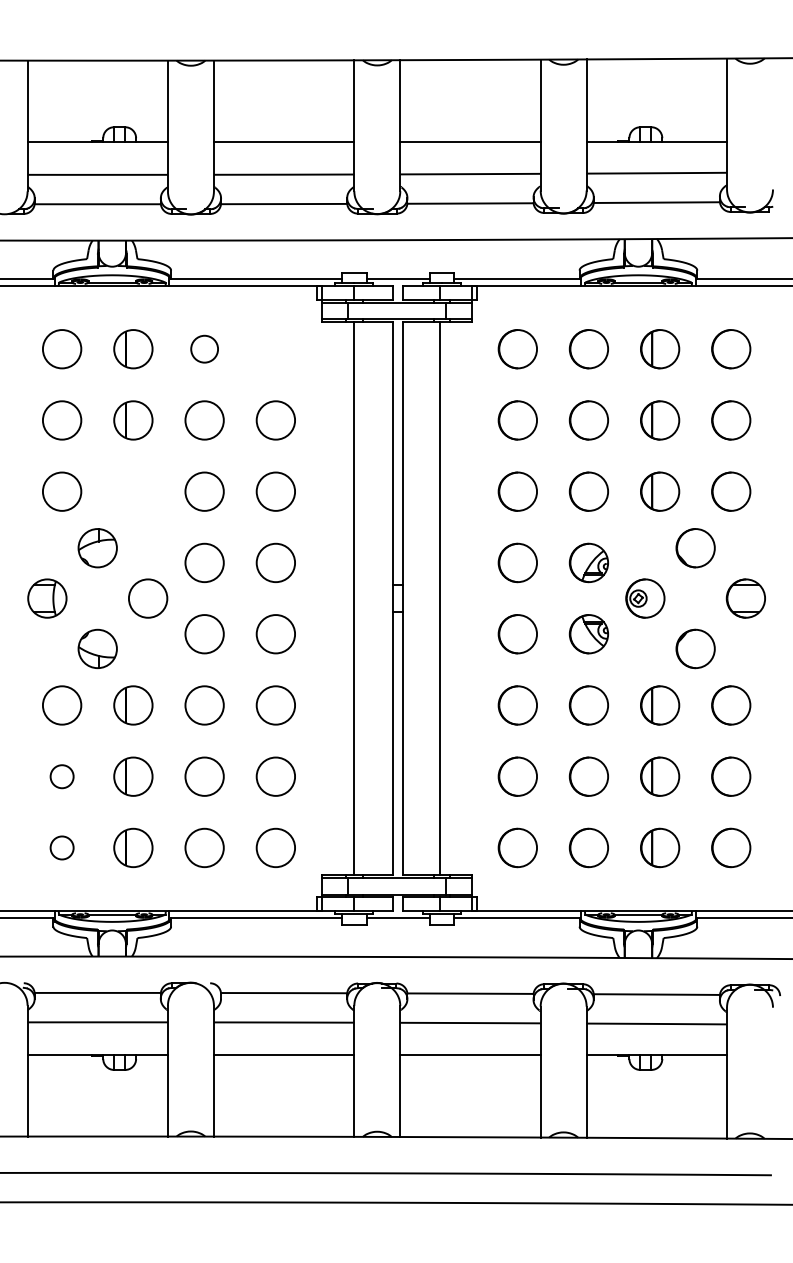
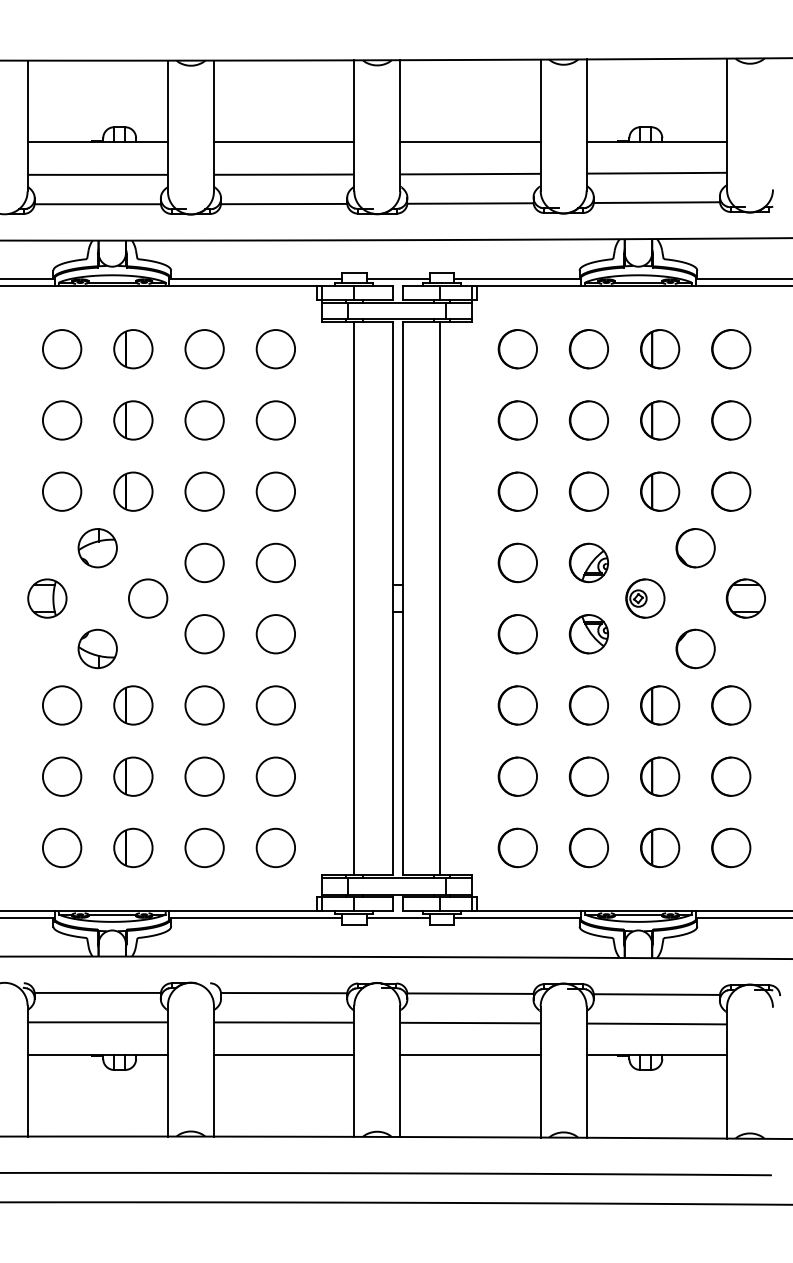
circle diameter: 27 px -> 38 px (204, 349)
circle: none -> present (275, 349)
part: none -> present (133, 491)
circle diameter: 23 px -> 38 px (61, 776)
circle diameter: 23 px -> 38 px (61, 847)
